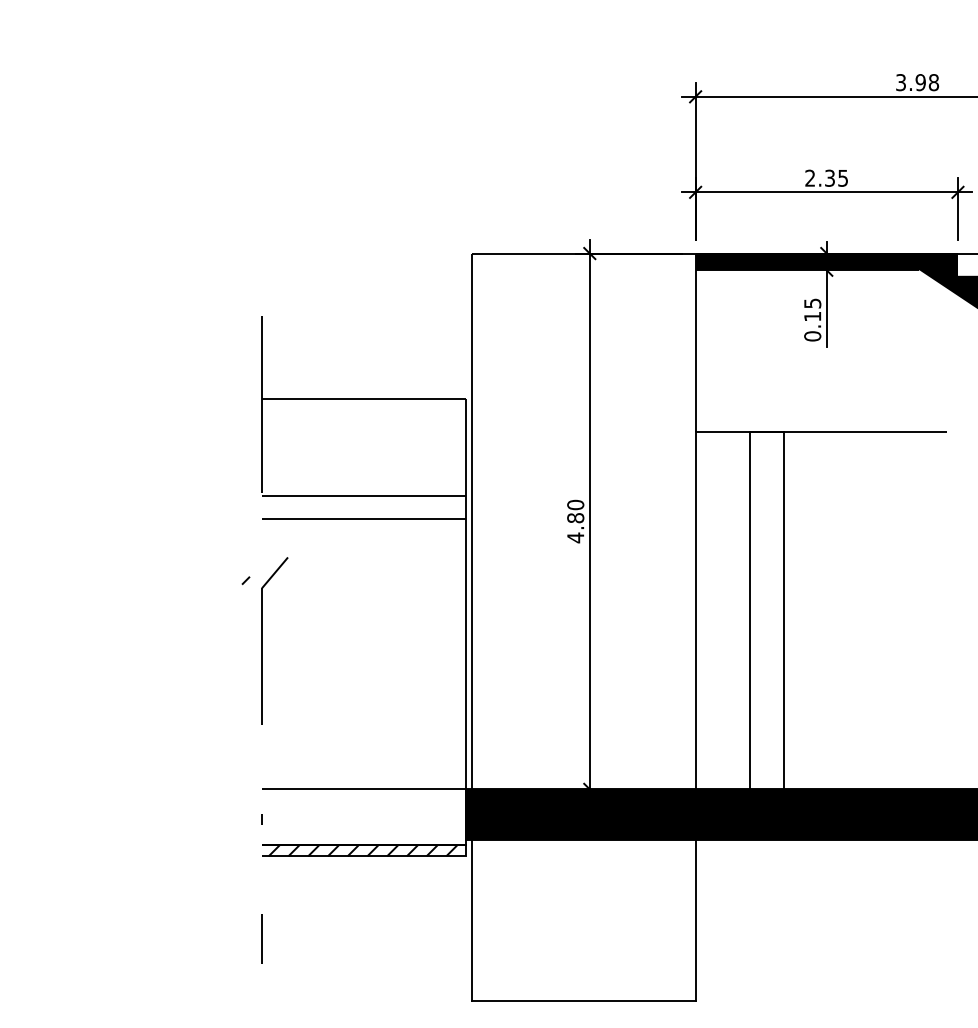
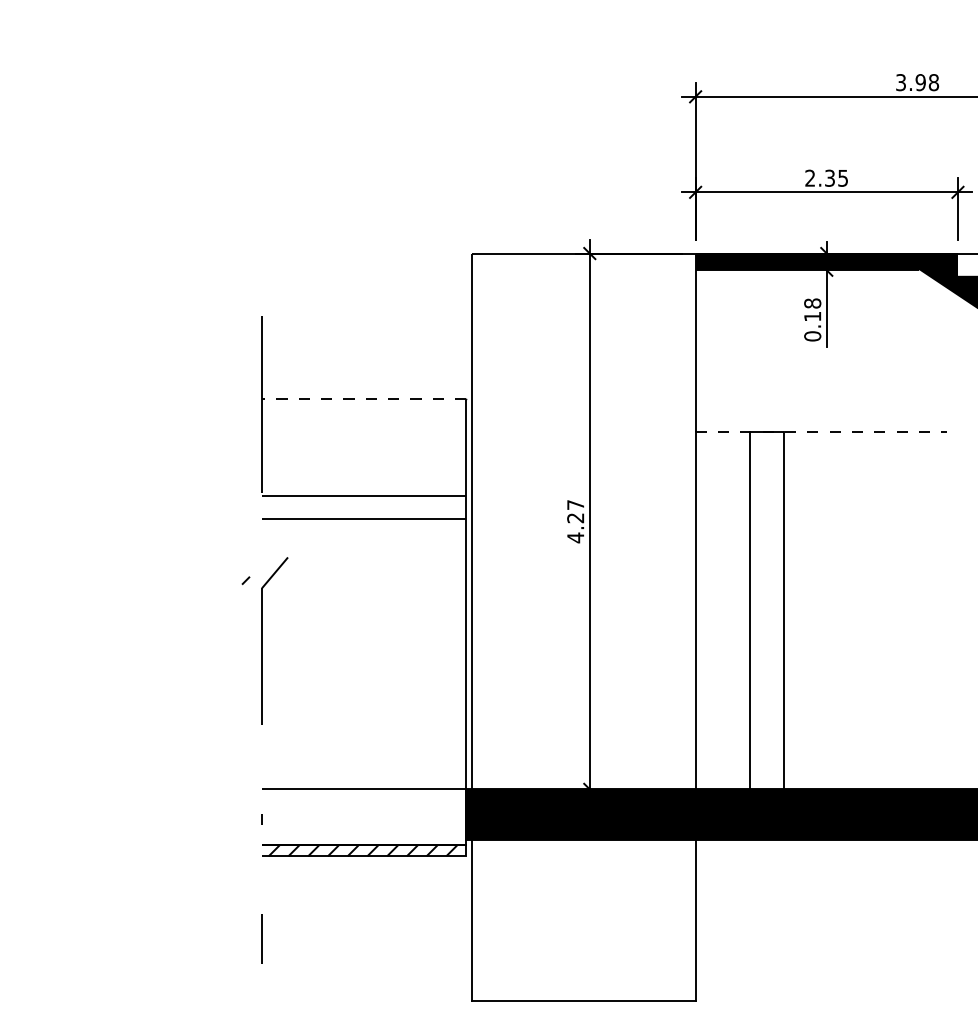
text: 0.15 -> 0.18 (812, 303)
line: solid -> dashed (364, 398)
line: solid -> dashed (821, 432)
text: 4.80 -> 4.27 (575, 511)
